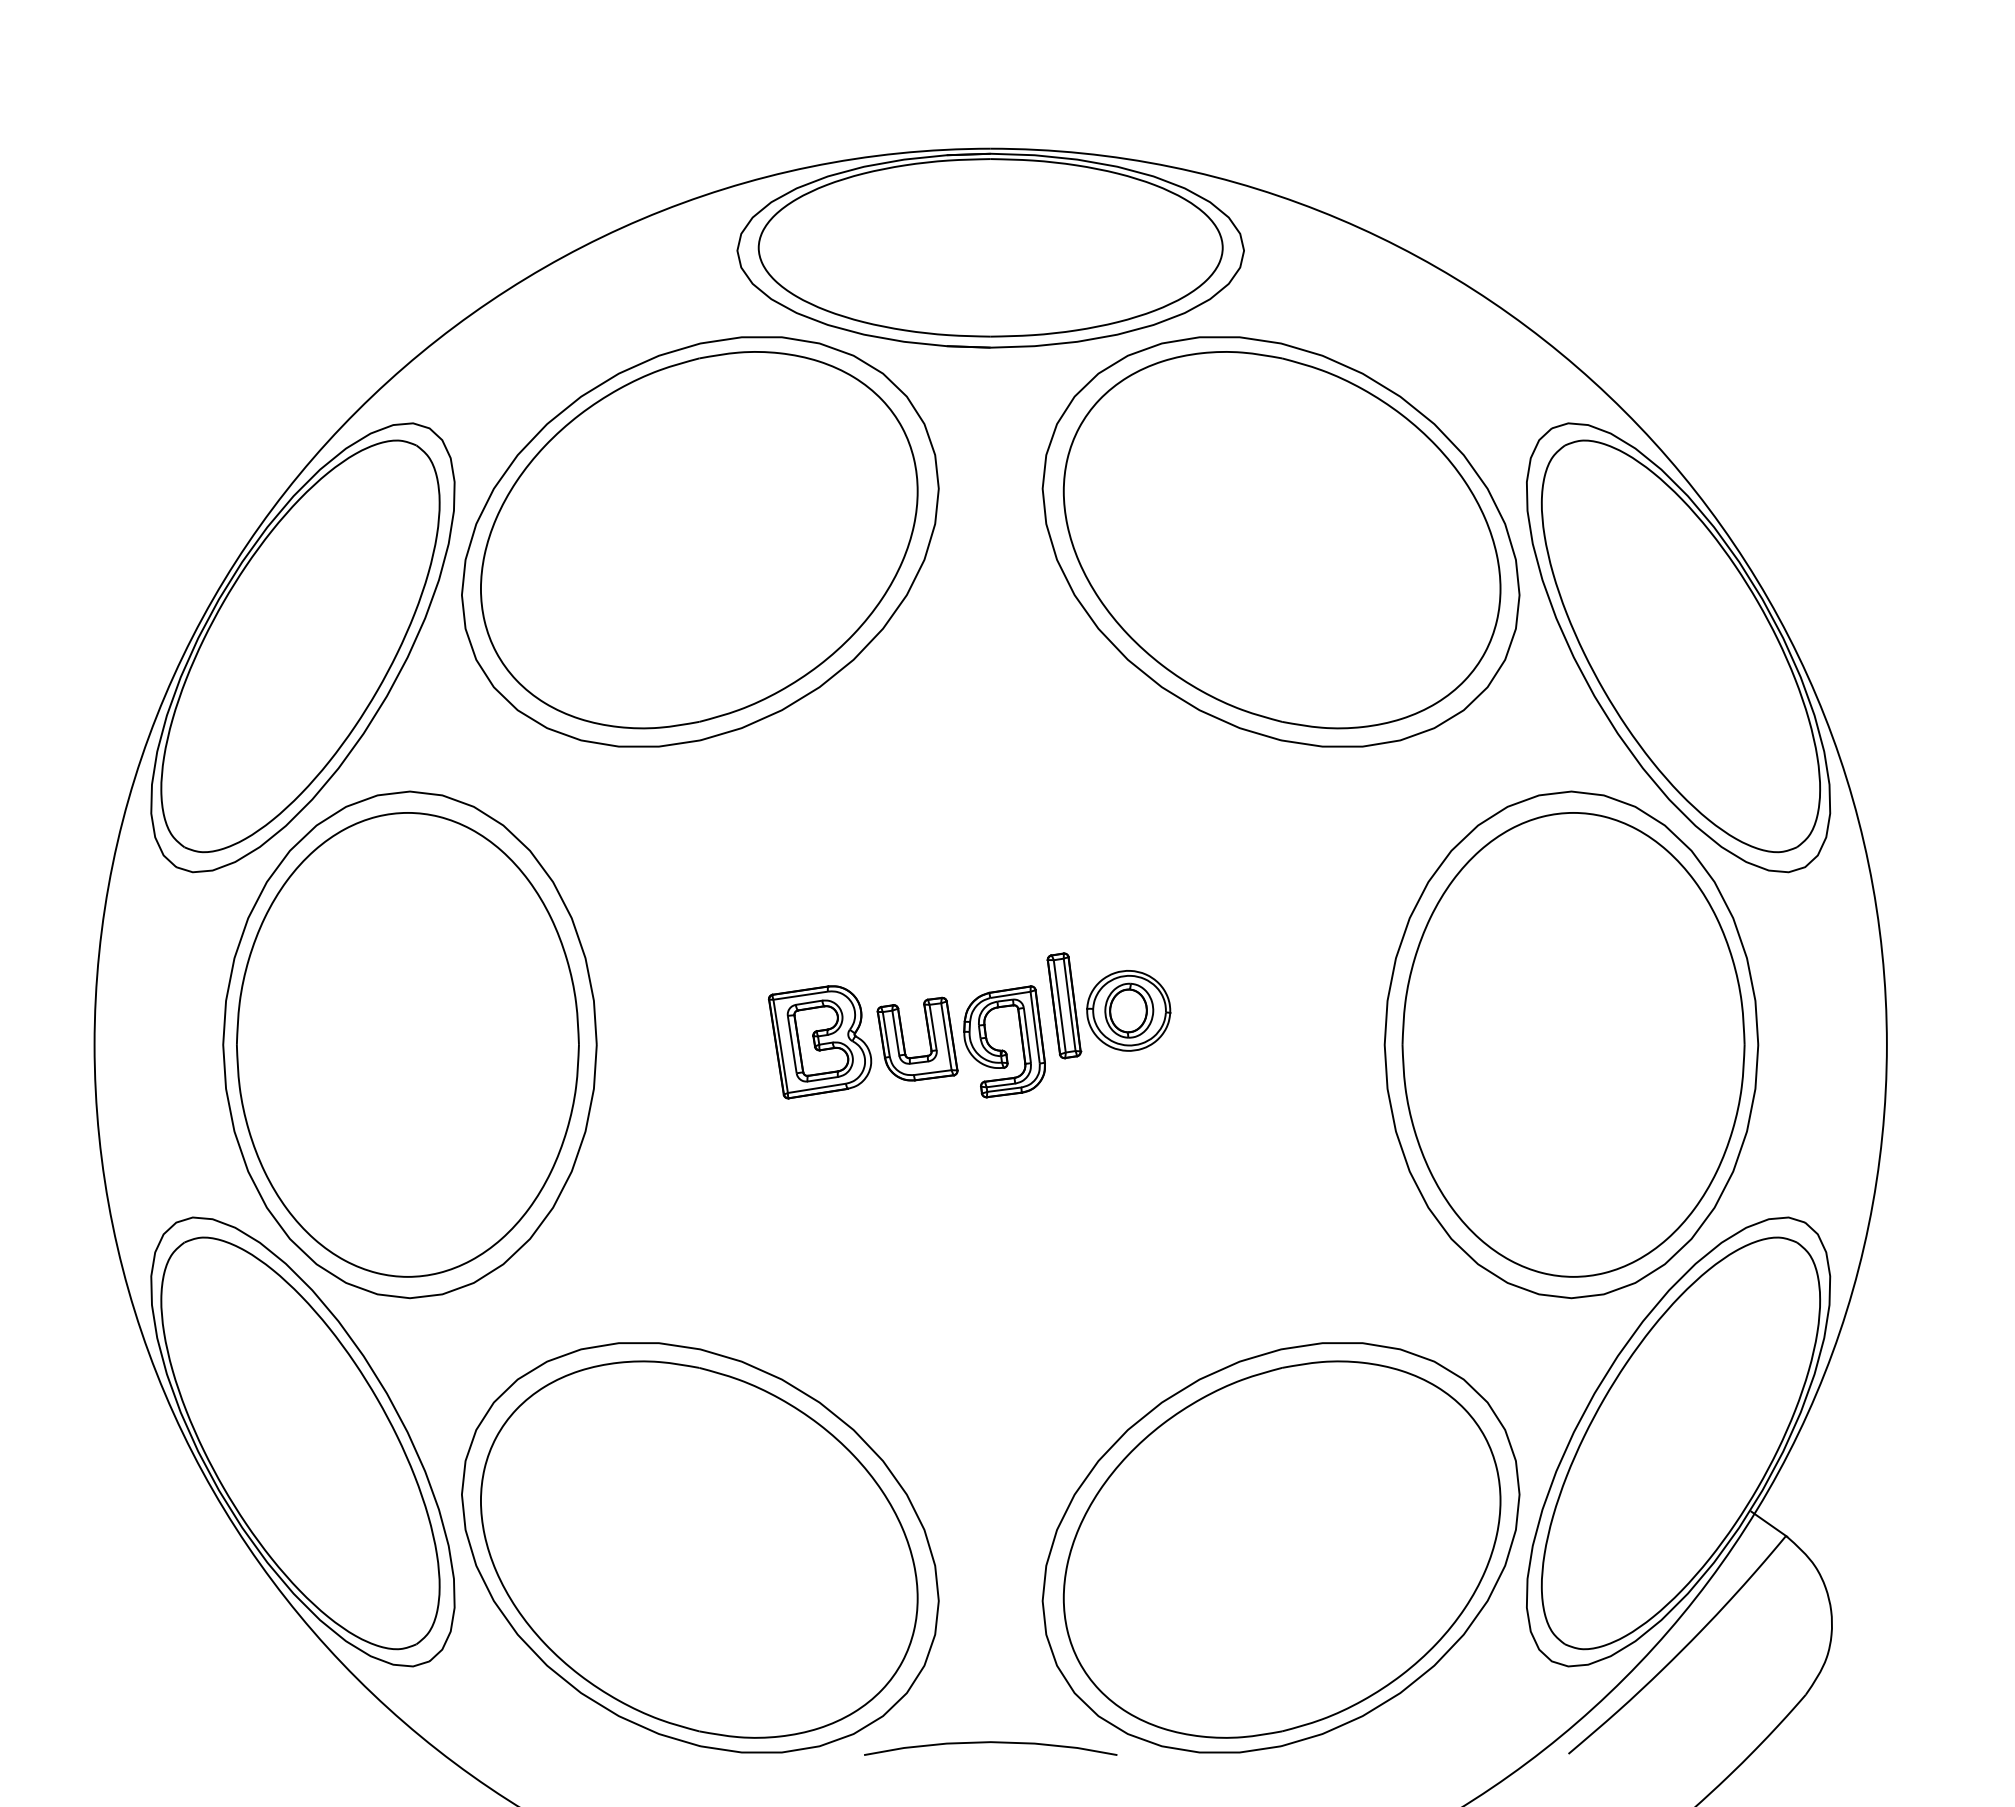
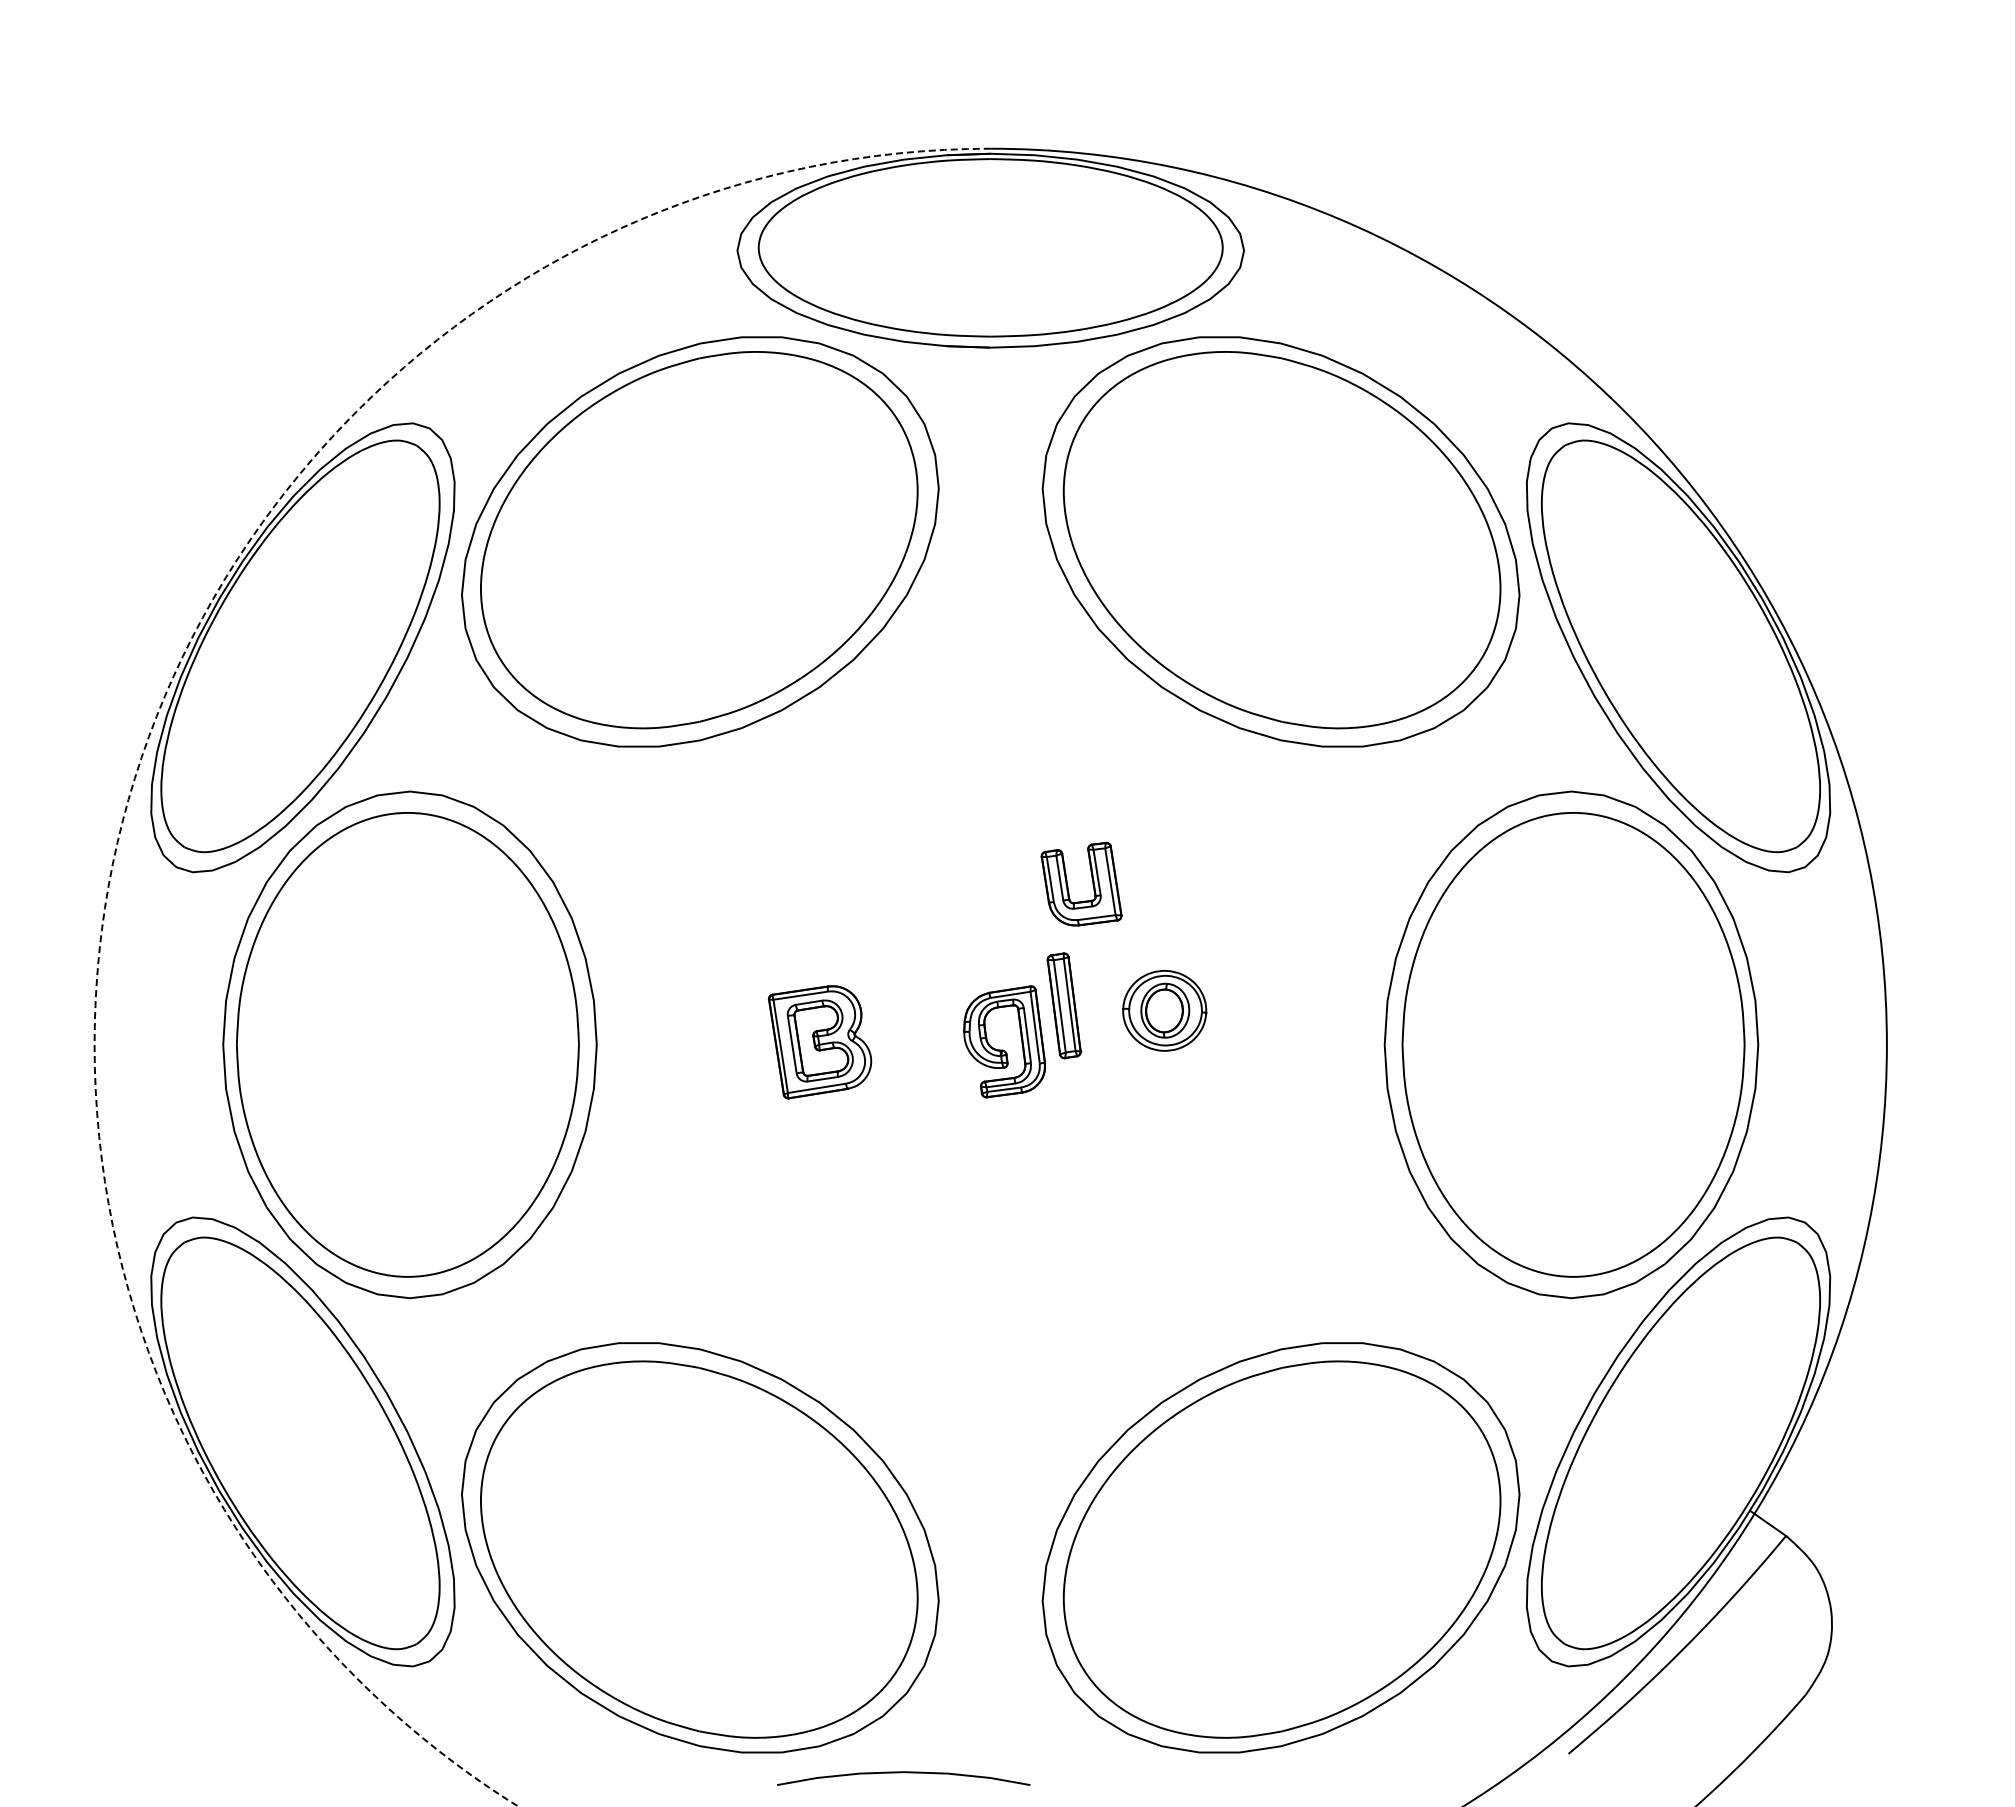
arc: solid -> dashed (128, 800)
part position: (1128, 1010) -> (1164, 1010) (1164, 1010)
part position: (928, 1038) -> (1092, 883) (1092, 883)
curve position: (989, 1743) -> (902, 1773) (902, 1773)
